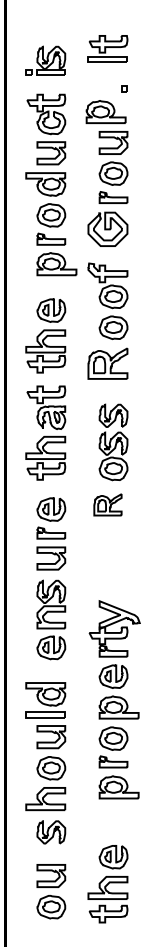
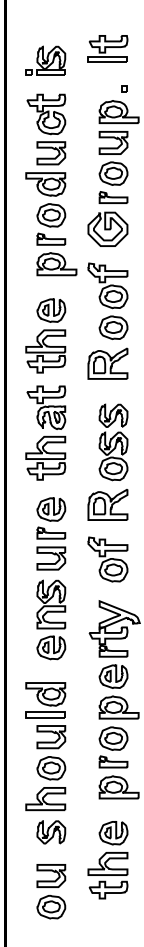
part position: (105, 111) -> (118, 111) (118, 111)
part size: 30x24 px -> 42x32 px (107, 504)
part: none -> present (107, 559)
part position: (107, 884) -> (107, 860) (107, 860)
